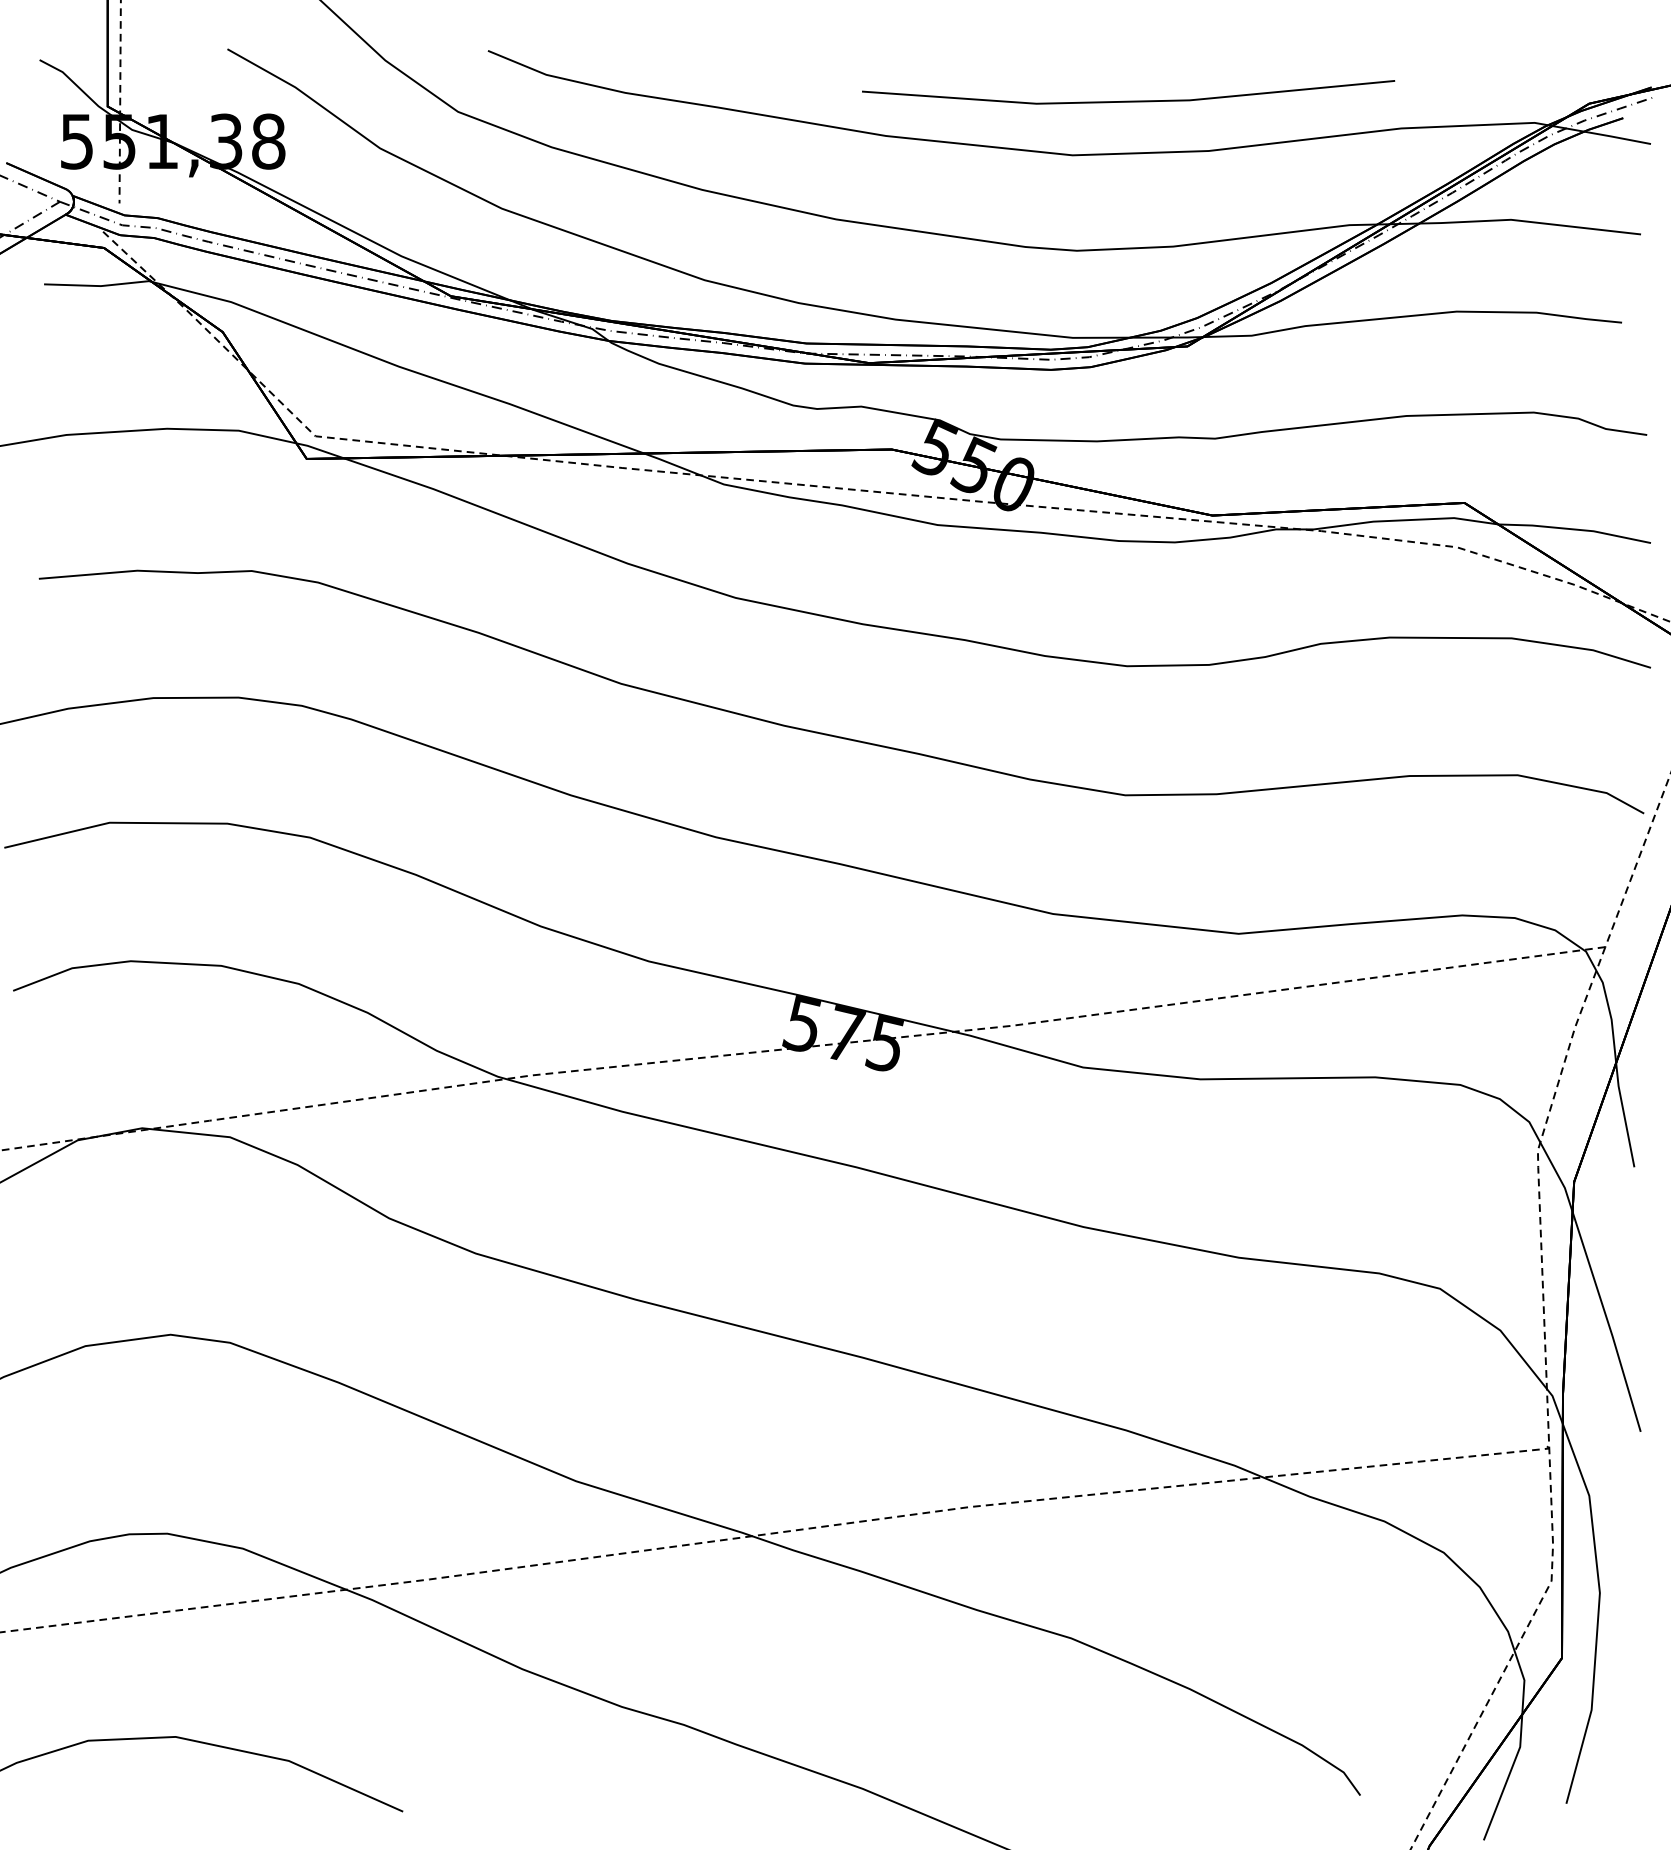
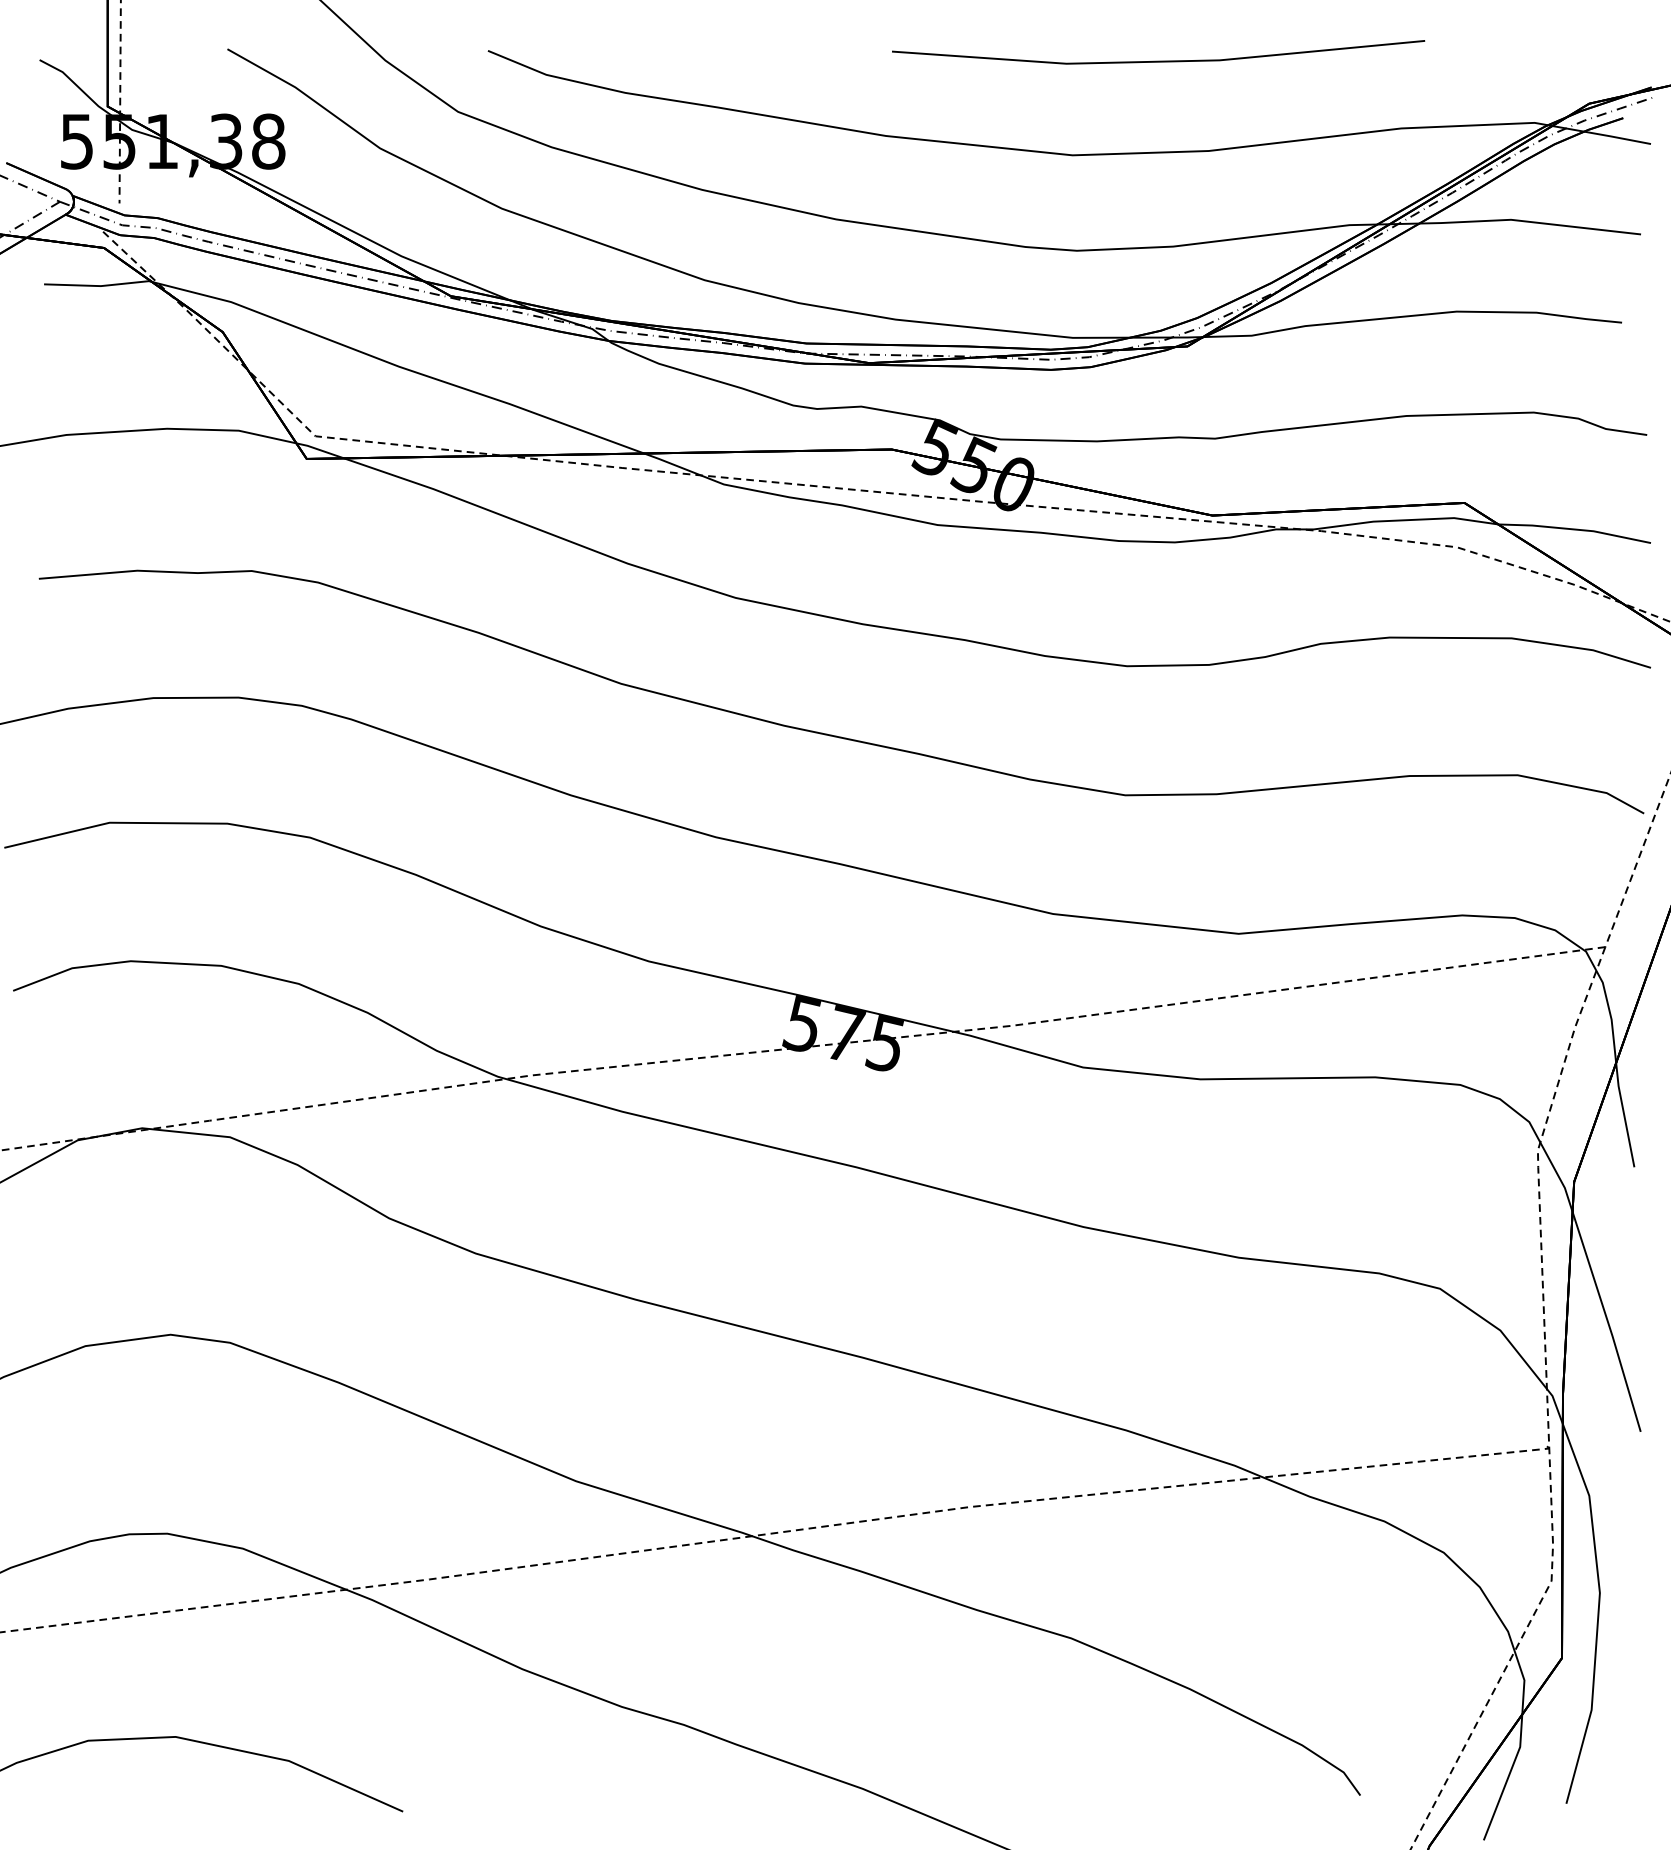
line position: (1128, 100) -> (1158, 60) (1158, 60)
